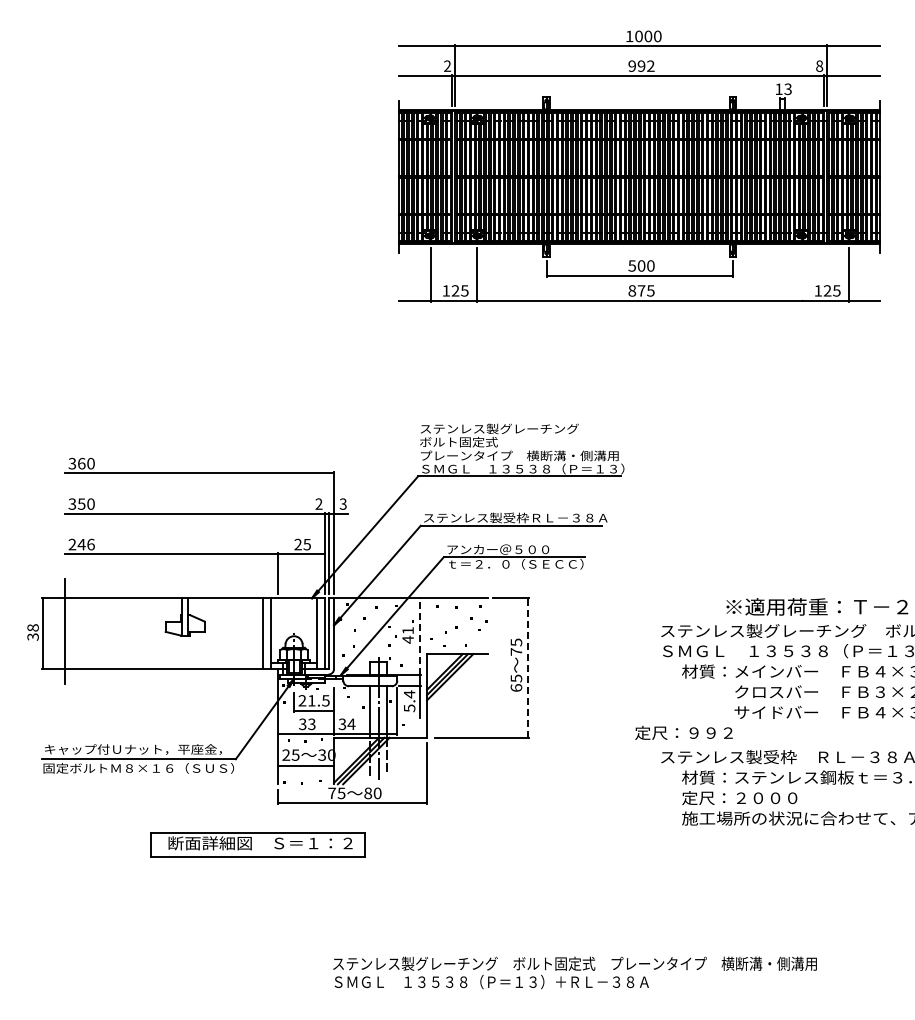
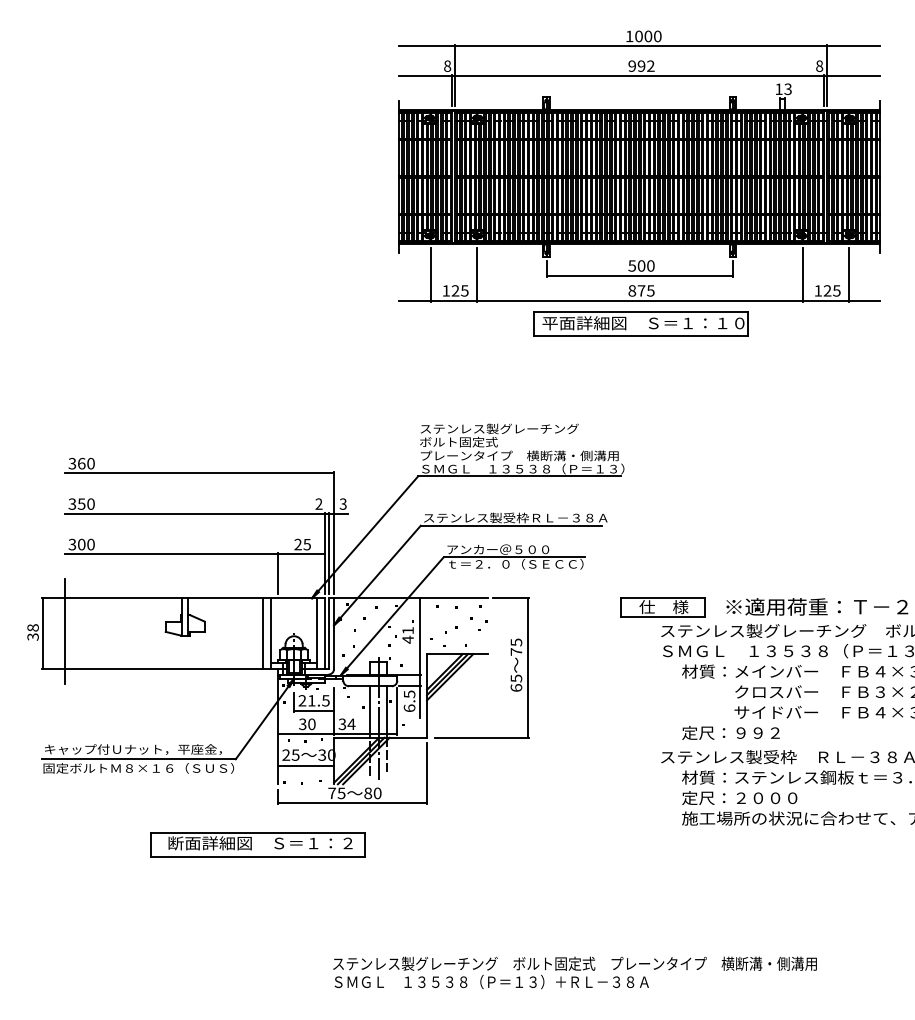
text: 2 -> 8 (447, 65)
line: none -> present (802, 274)
part: none -> present (640, 323)
text: 246 -> 300 (81, 544)
part: none -> present (662, 607)
line: dashed -> solid (419, 635)
line: dashed -> solid (528, 668)
text: 5.4 -> 6.5 (409, 701)
text: 33 -> 30 (311, 723)
text position: (683, 732) -> (730, 732) (730, 732)
